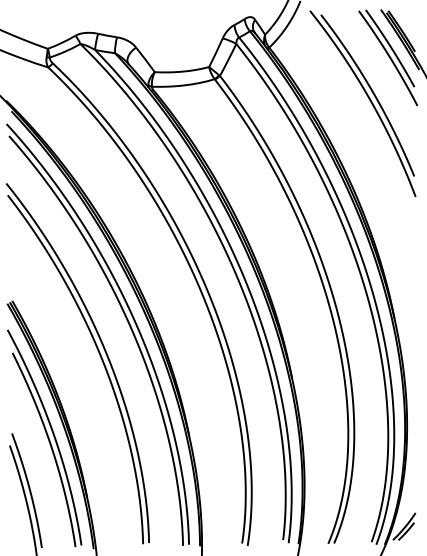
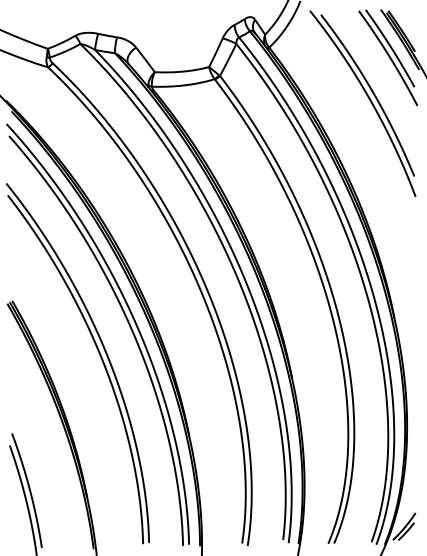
part: present -> none (44, 437)
